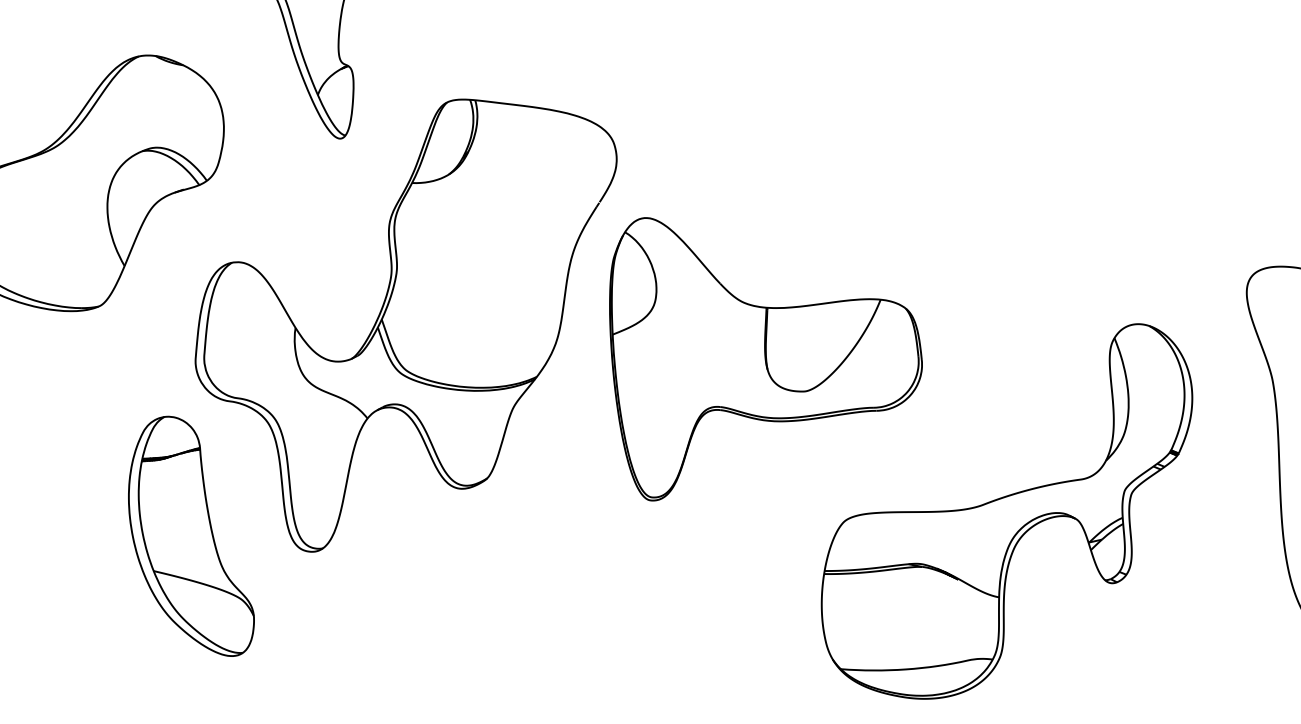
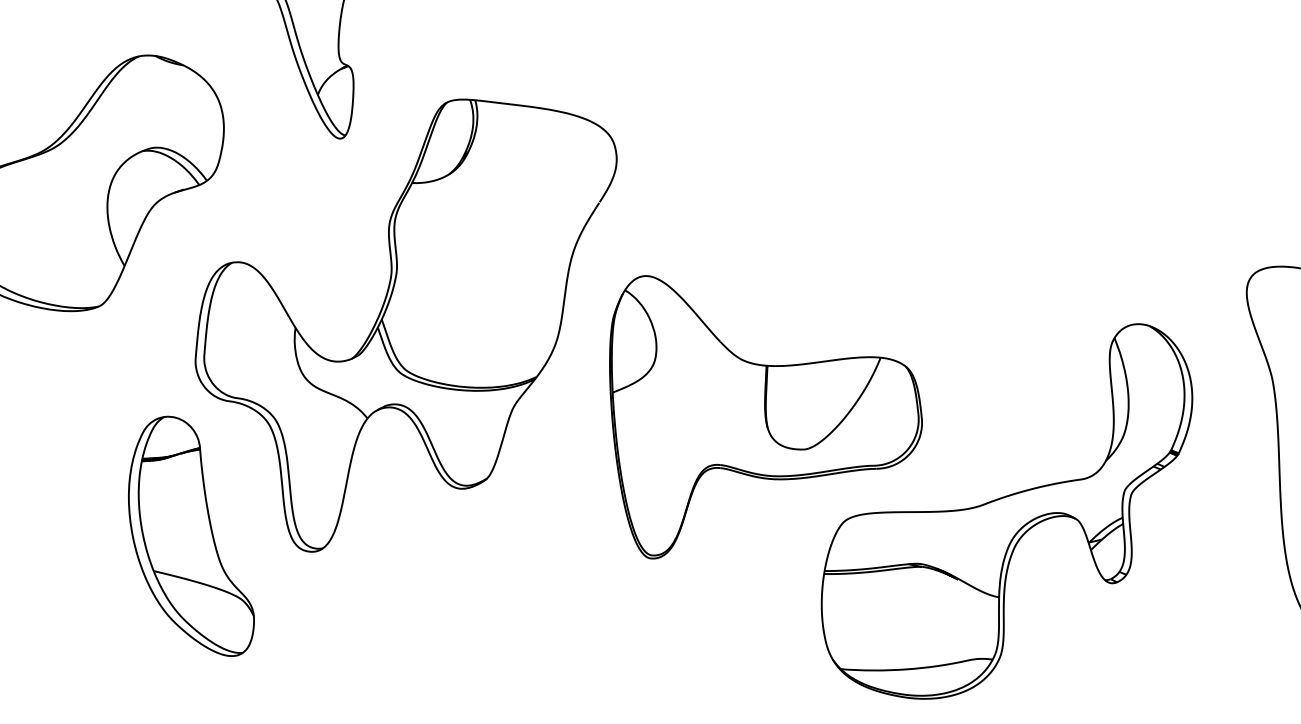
part position: (765, 359) -> (765, 417) (765, 417)
